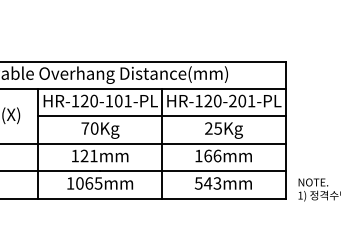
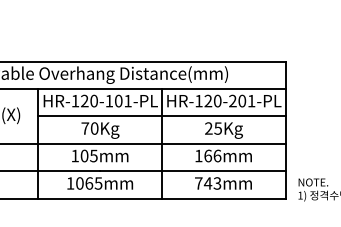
text: 121mm -> 105mm (88, 155)
text: 543mm -> 743mm (198, 183)
